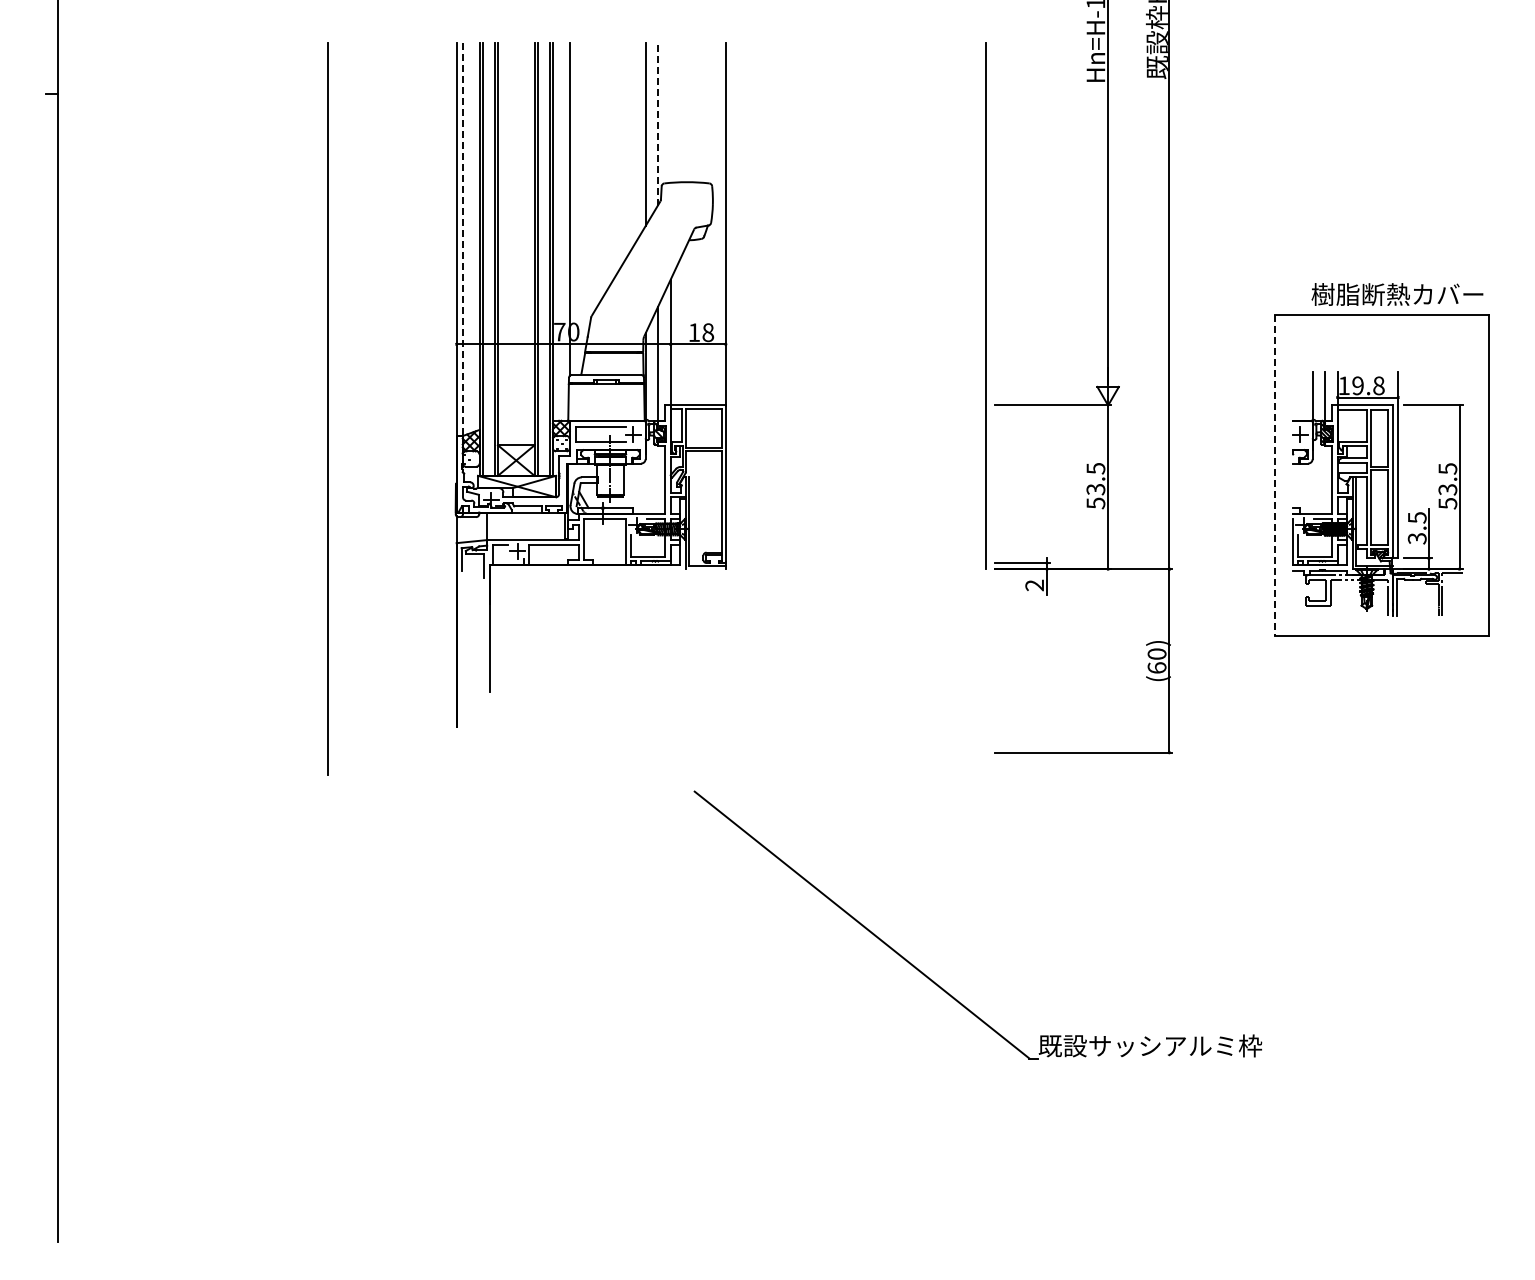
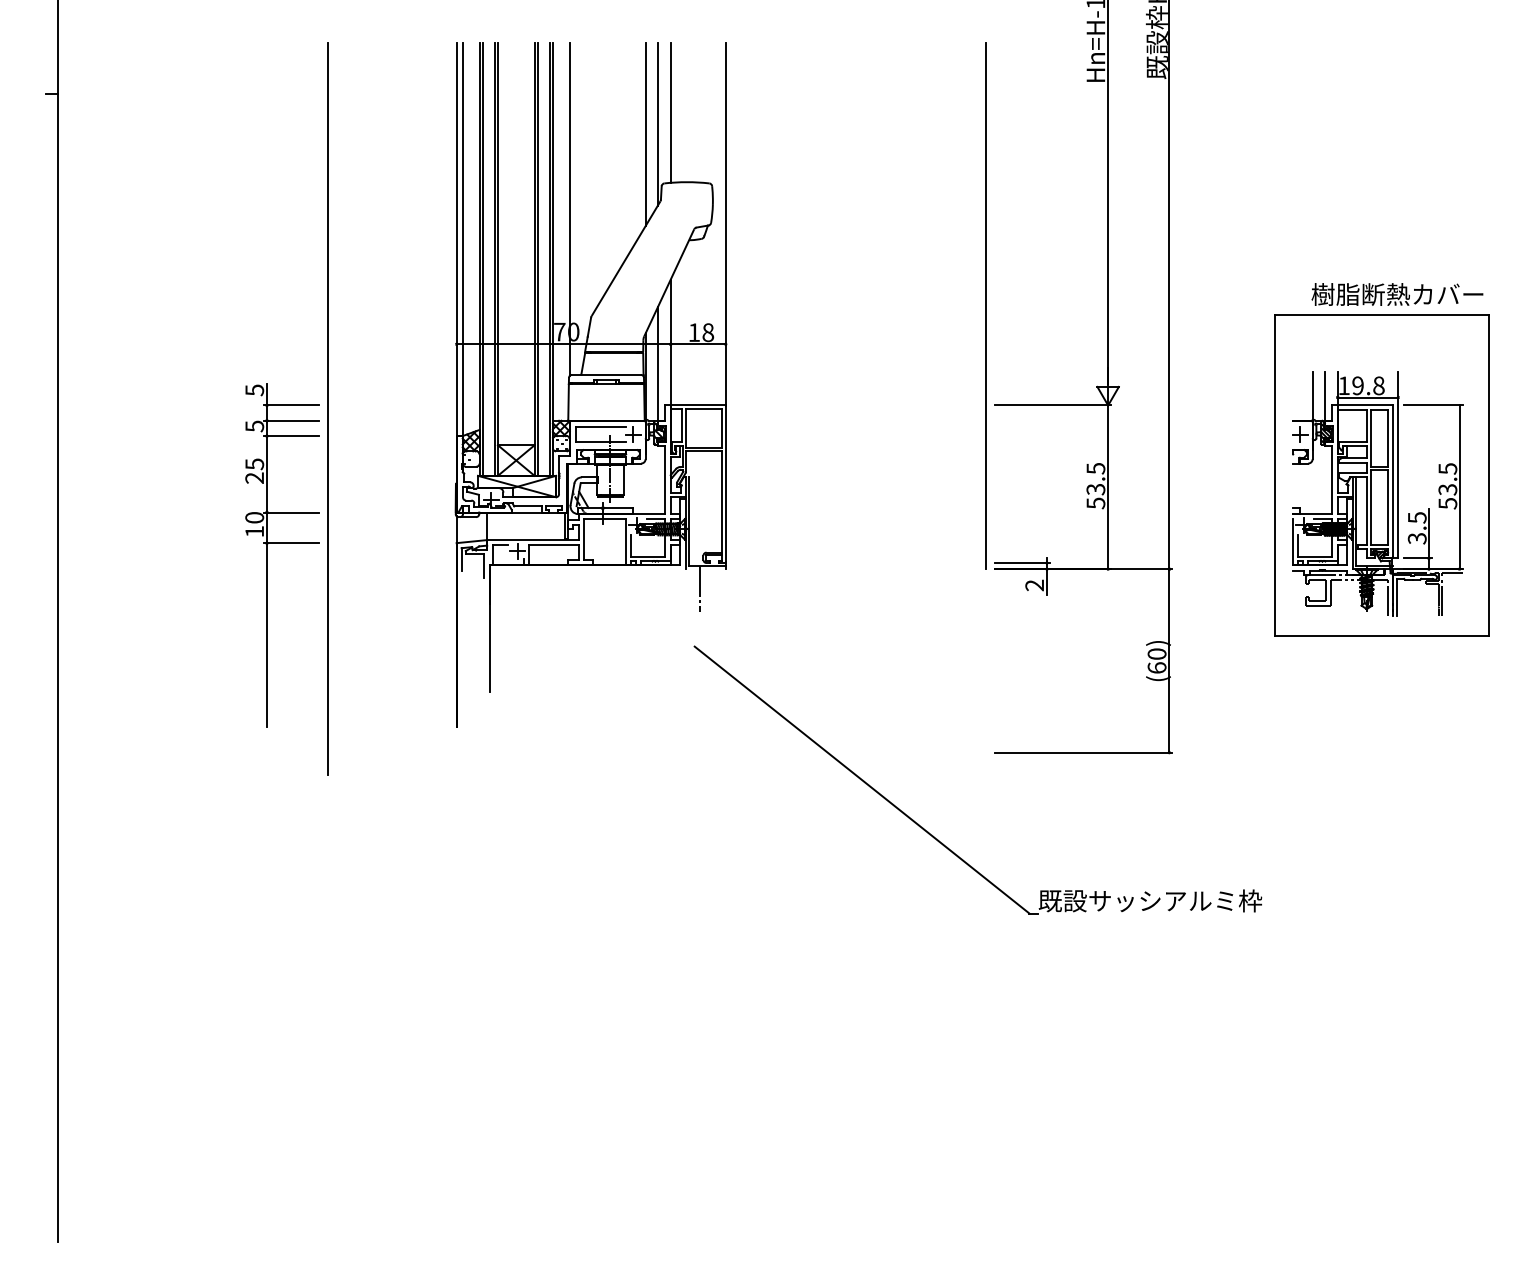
line: none -> present (670, 112)
line: dashed -> solid (657, 123)
line: dashed -> solid (462, 257)
line: dashed -> solid (1274, 475)
part: none -> present (282, 543)
line: none -> present (699, 588)
part position: (933, 980) -> (933, 835) (933, 835)
